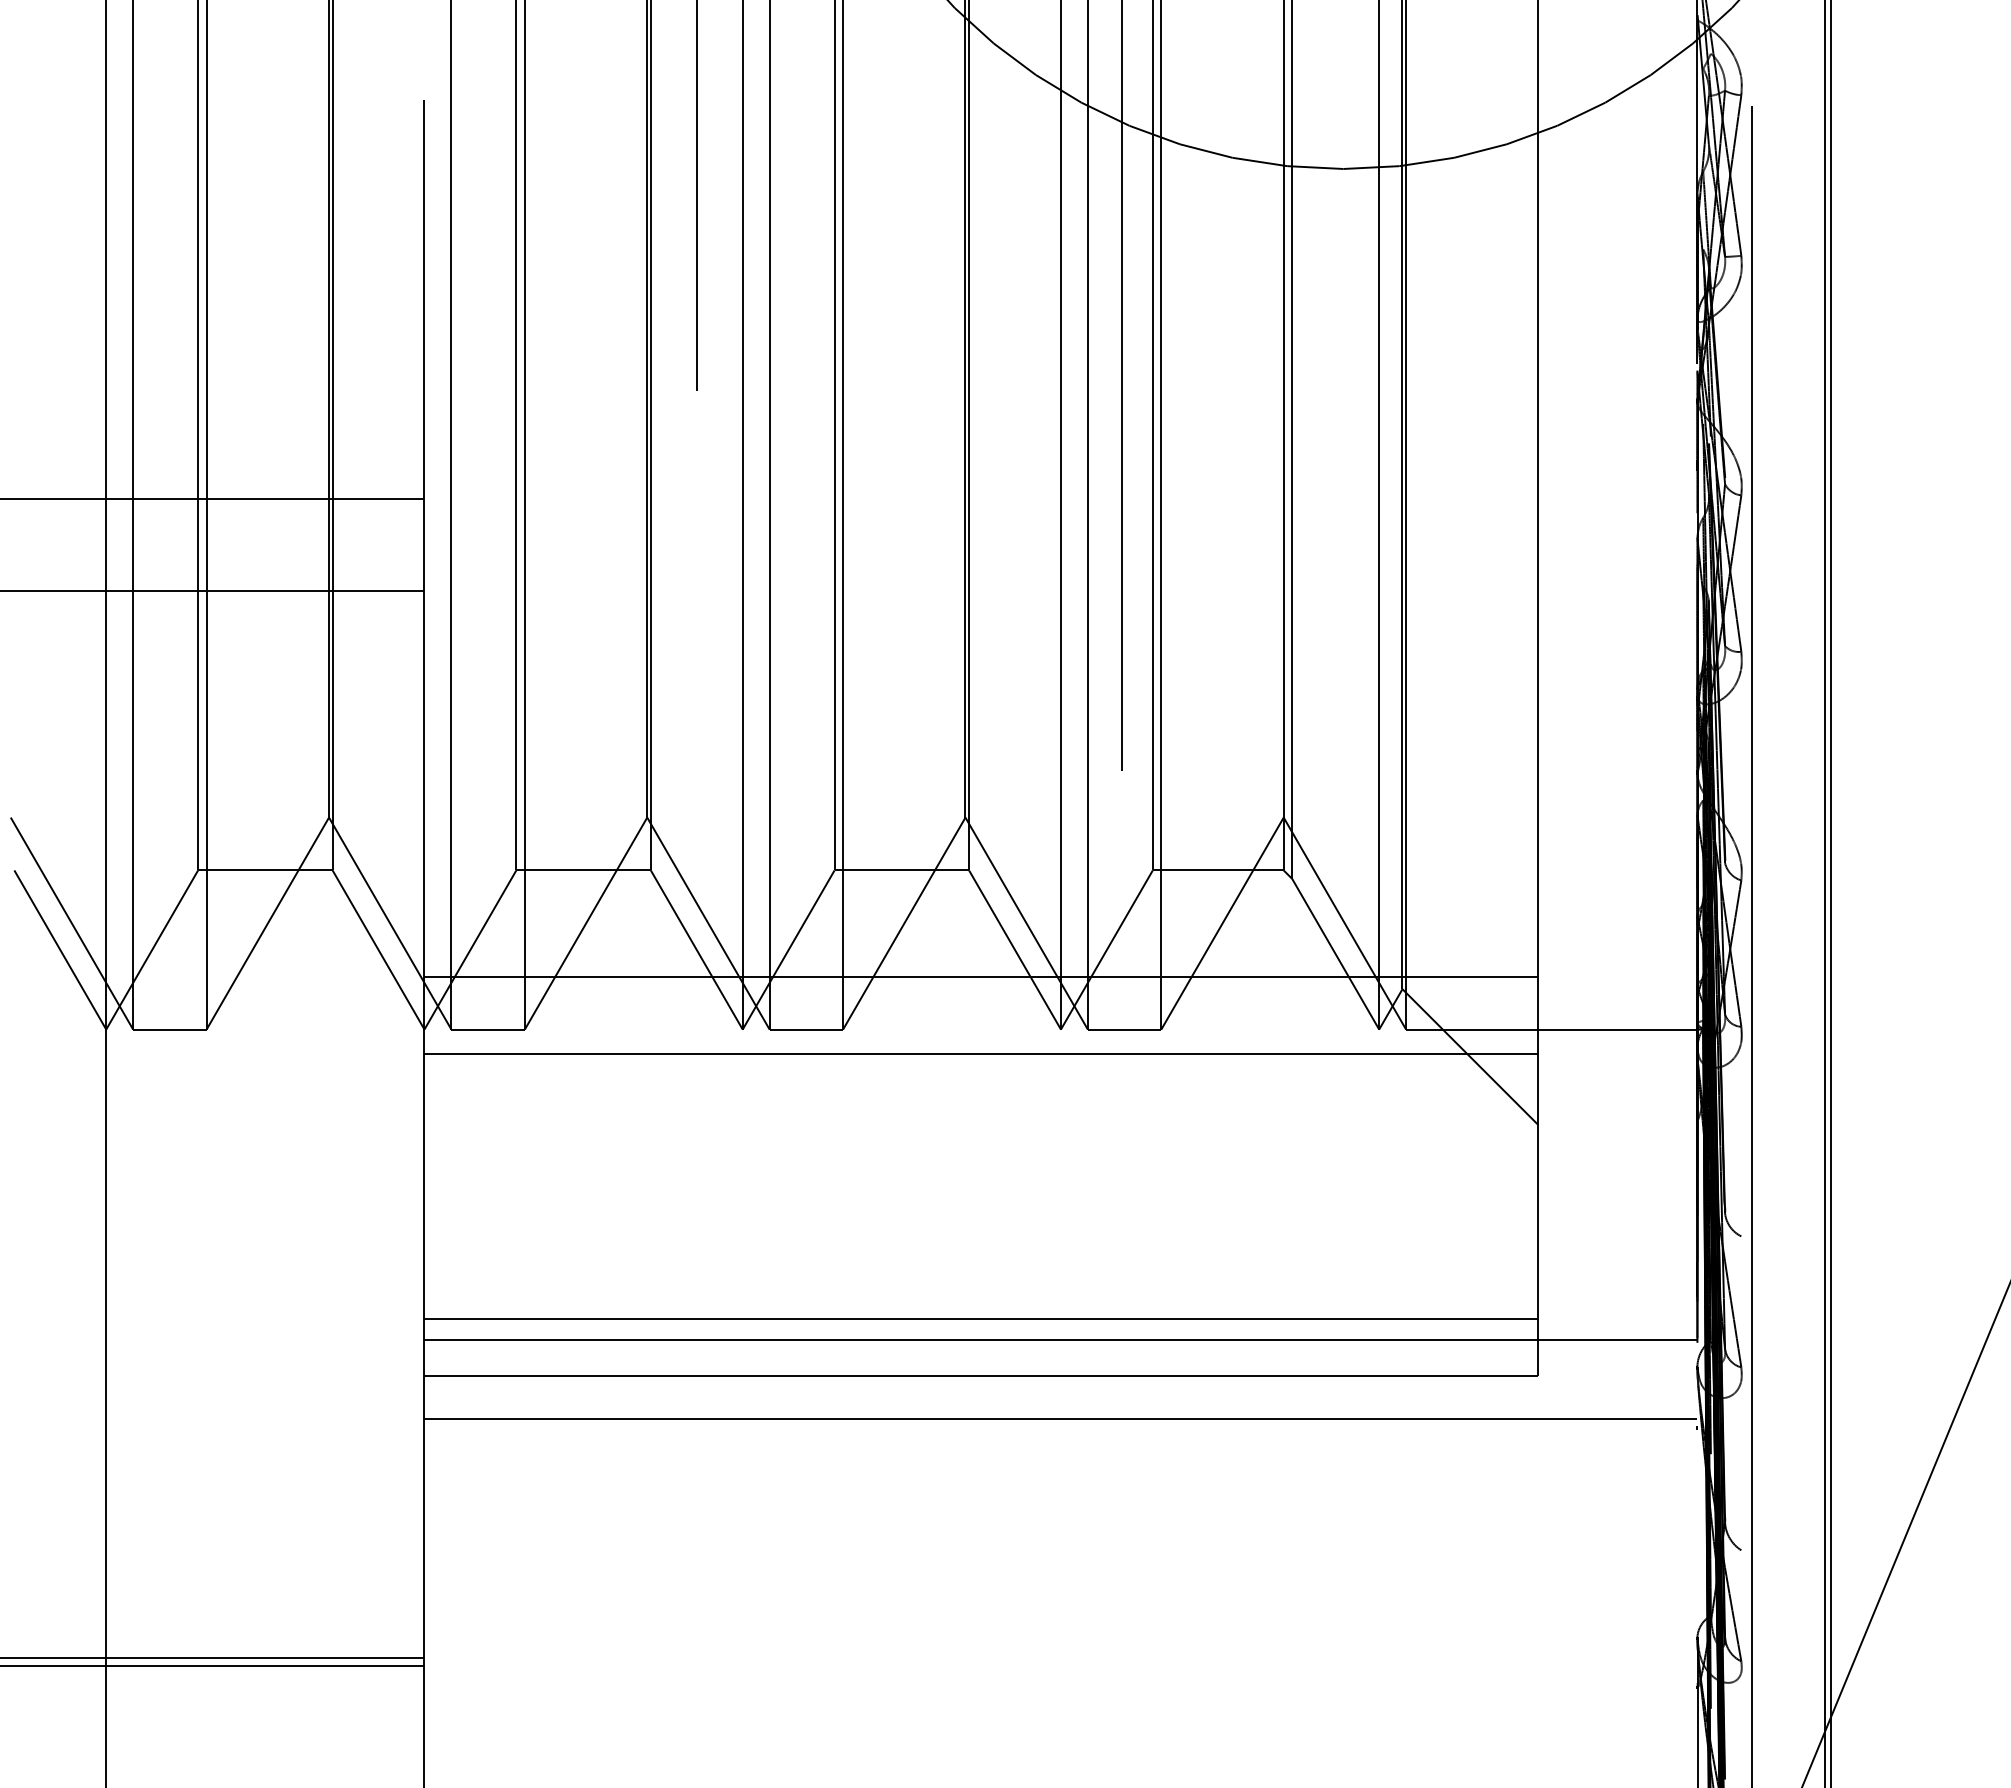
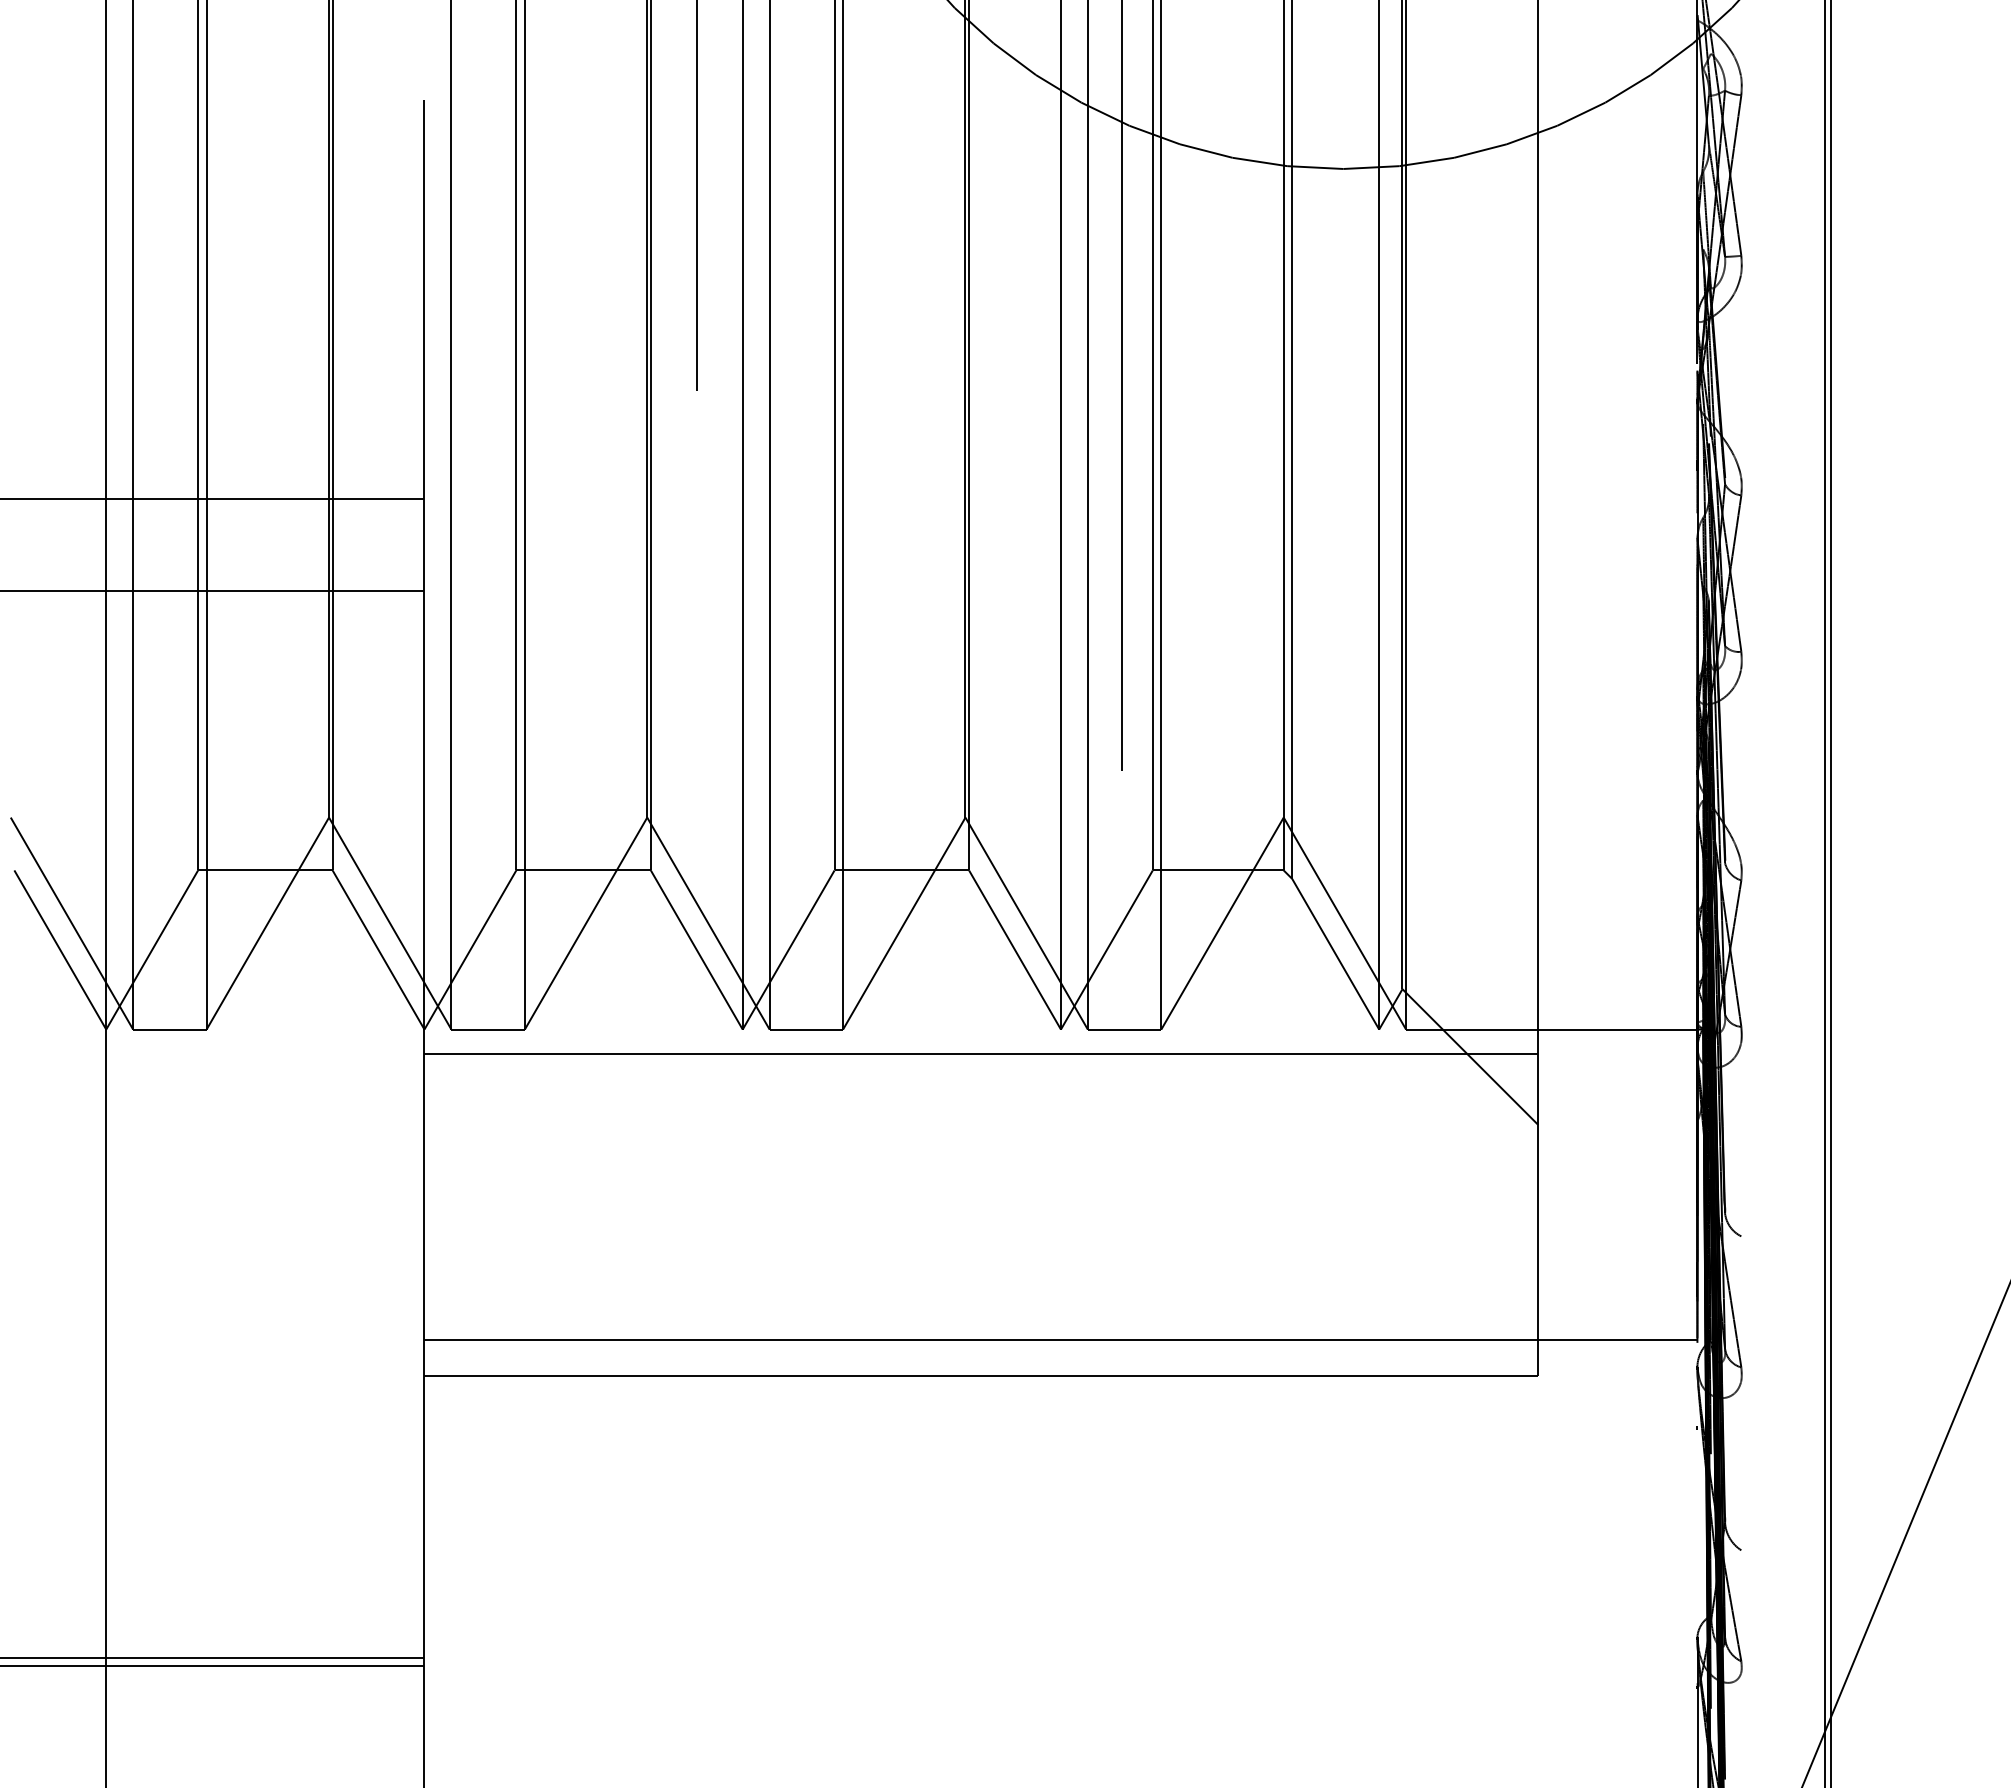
line: present -> none (1751, 893)
line: present -> none (981, 977)
line: present -> none (981, 1318)
line: present -> none (1060, 1418)
